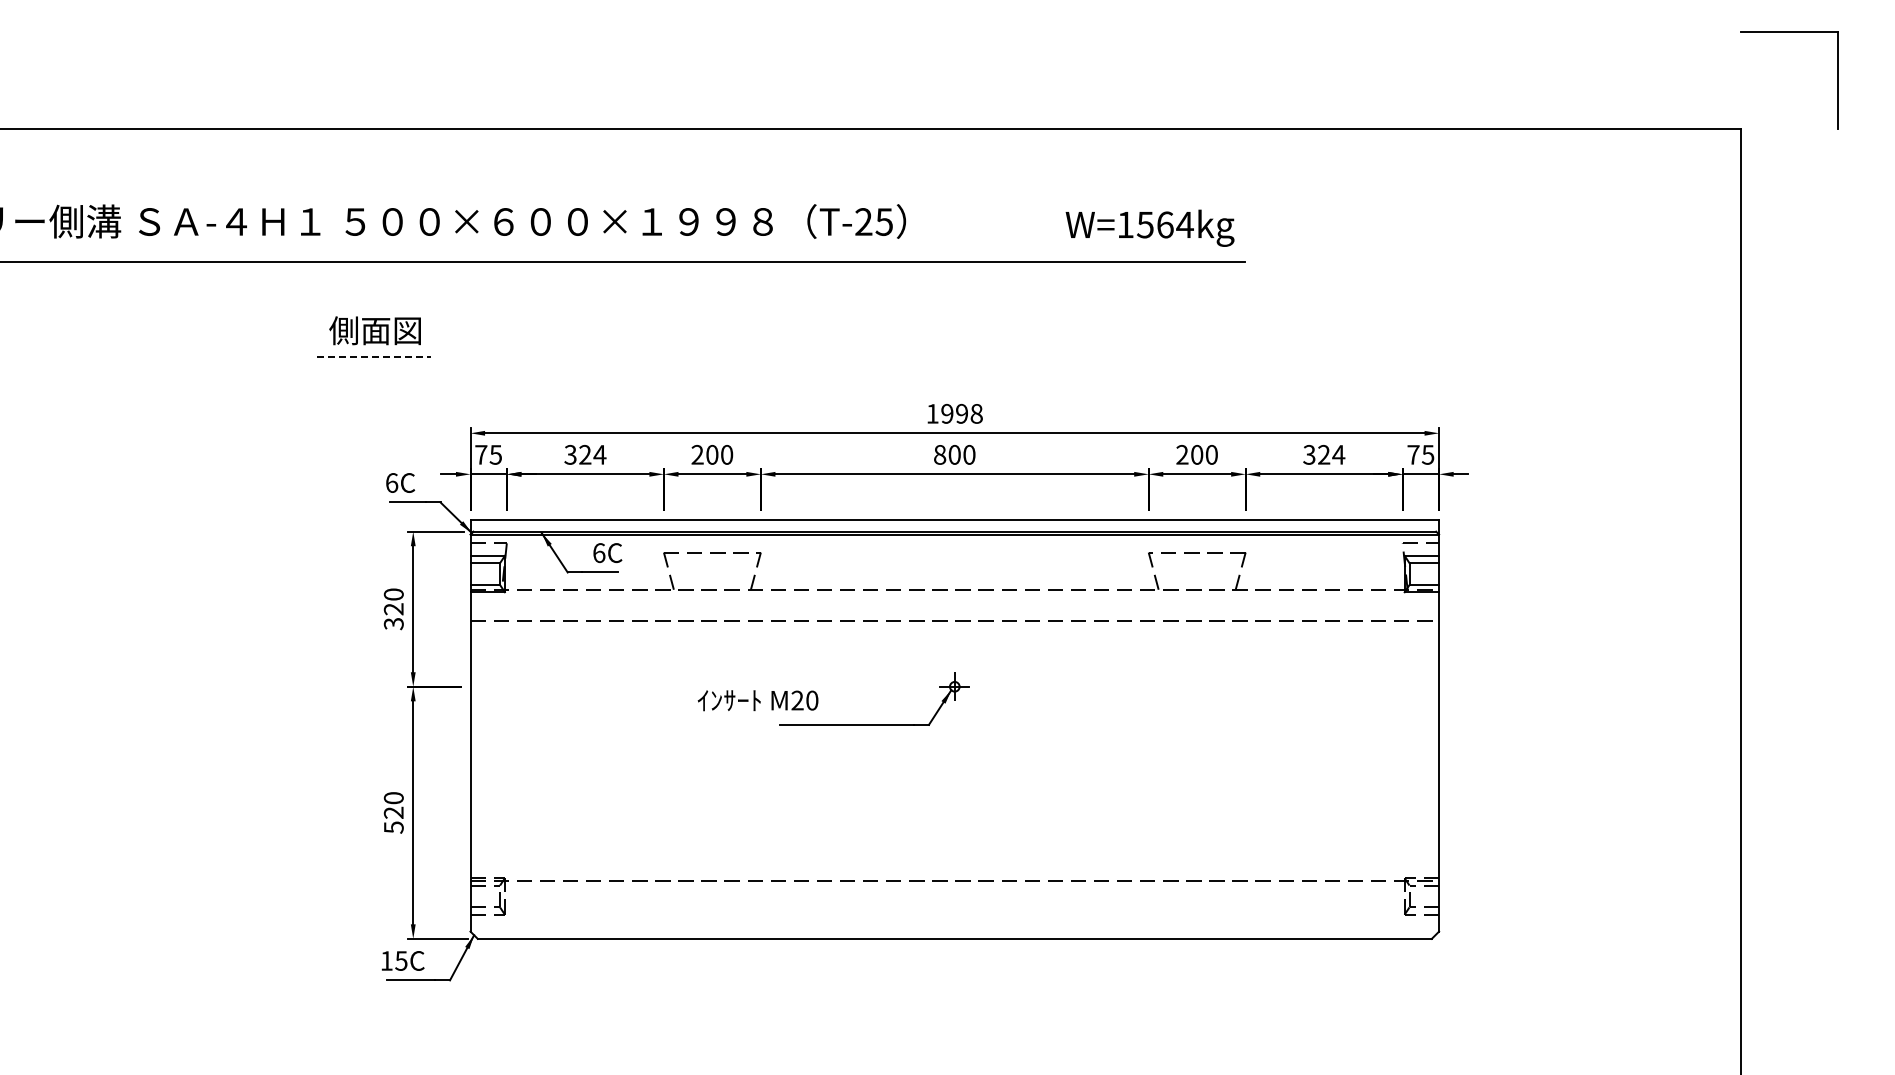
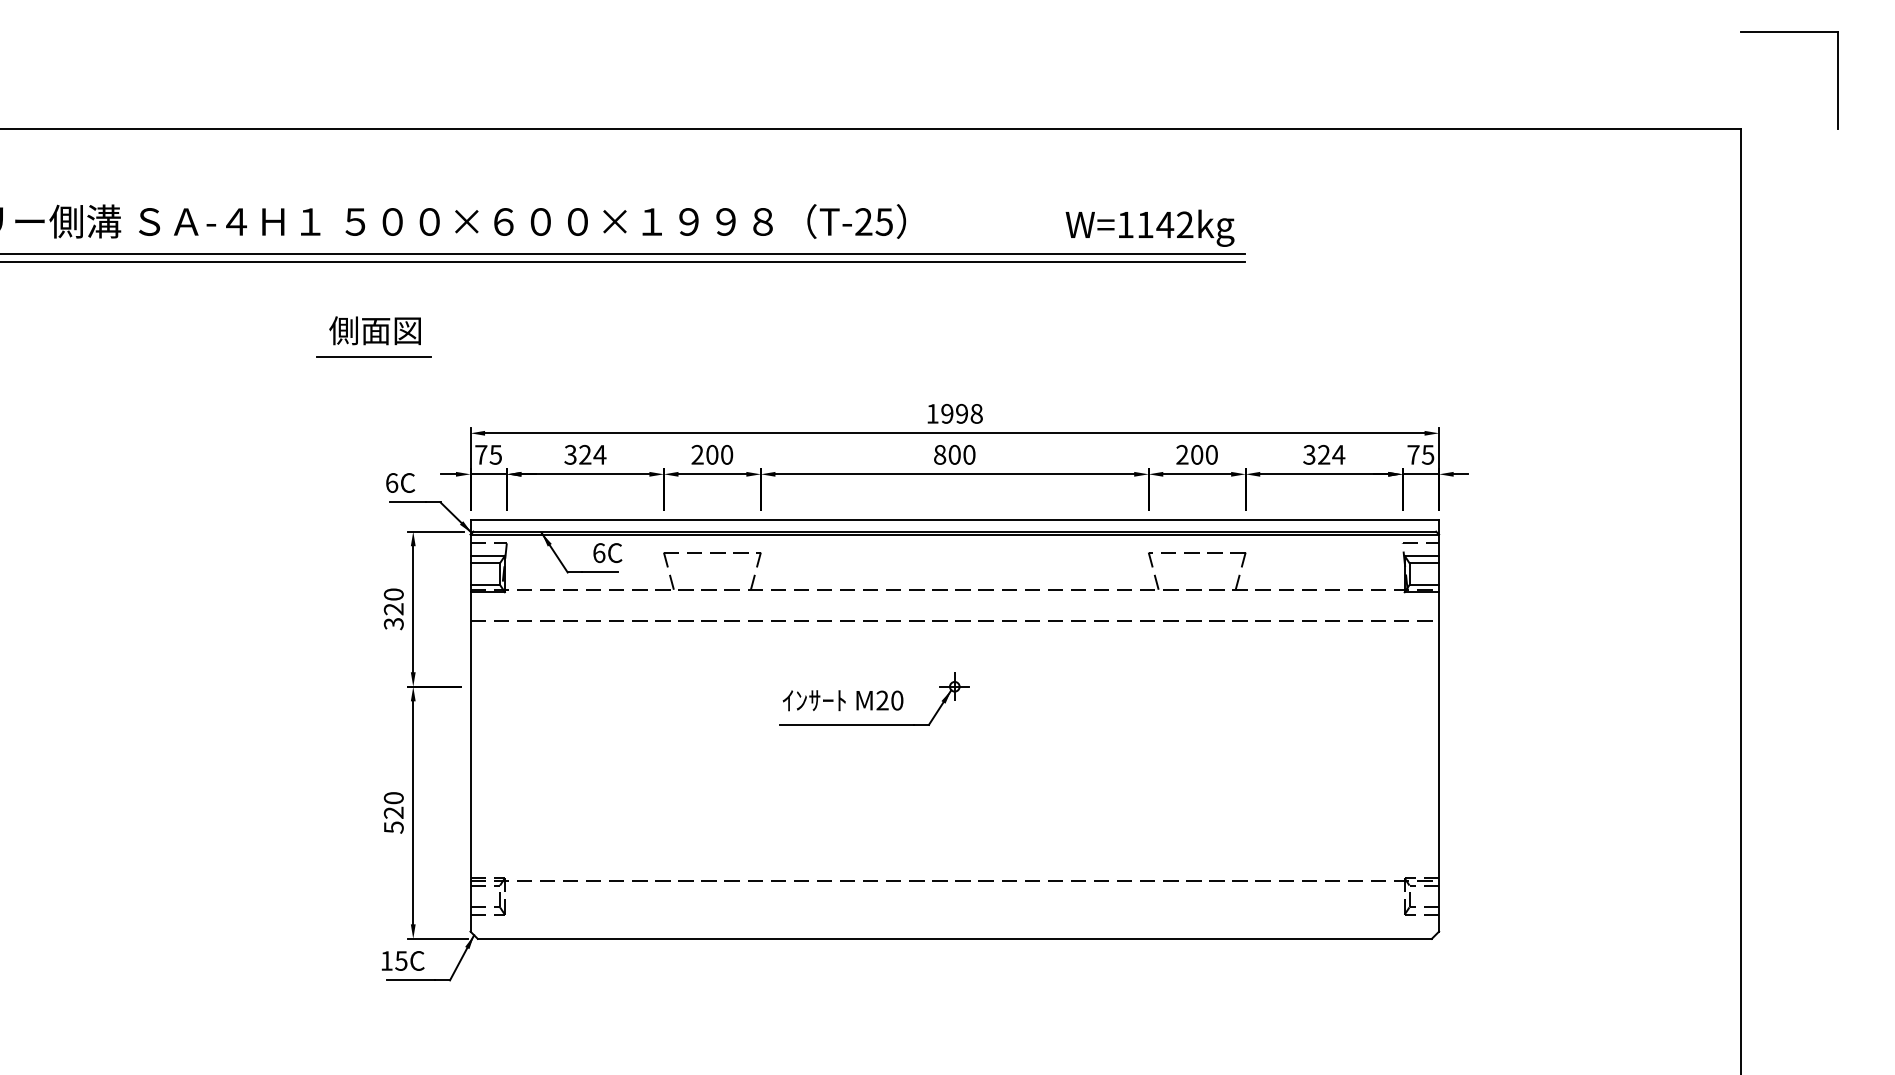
text: W=1564kg -> W=1142kg (1165, 224)
line: none -> present (623, 253)
line: dashed -> solid (374, 356)
text position: (757, 700) -> (842, 700) (842, 700)
